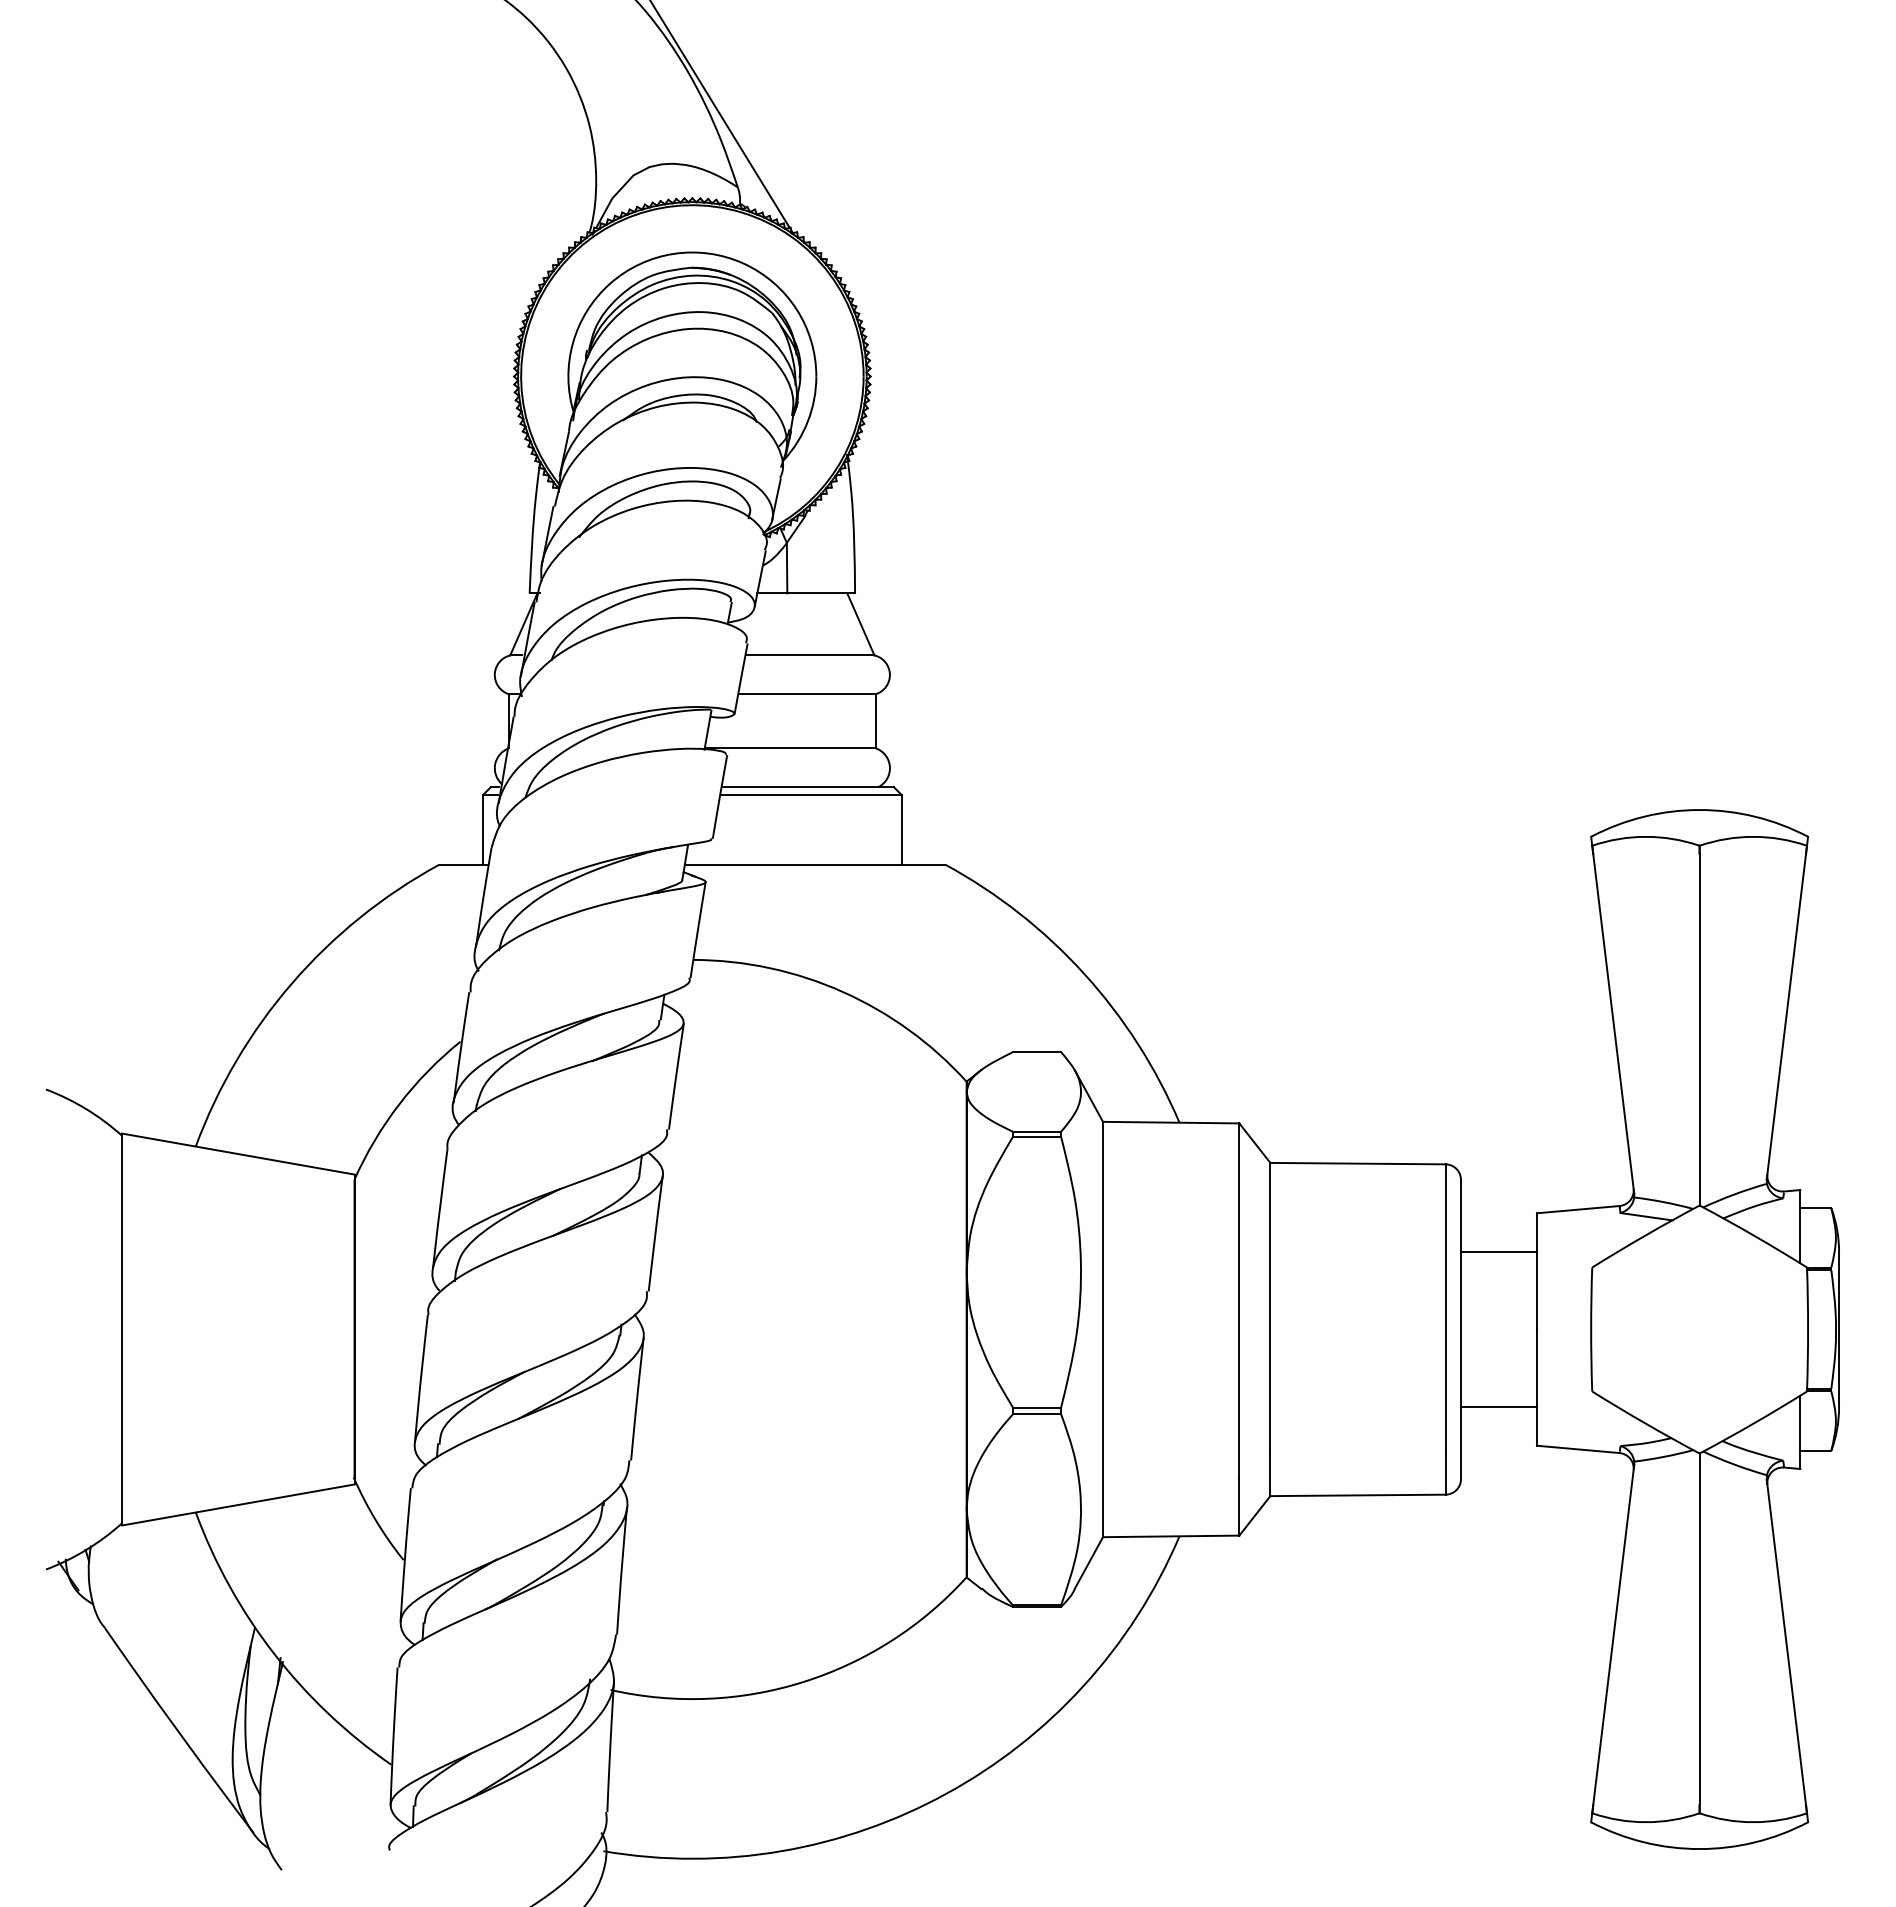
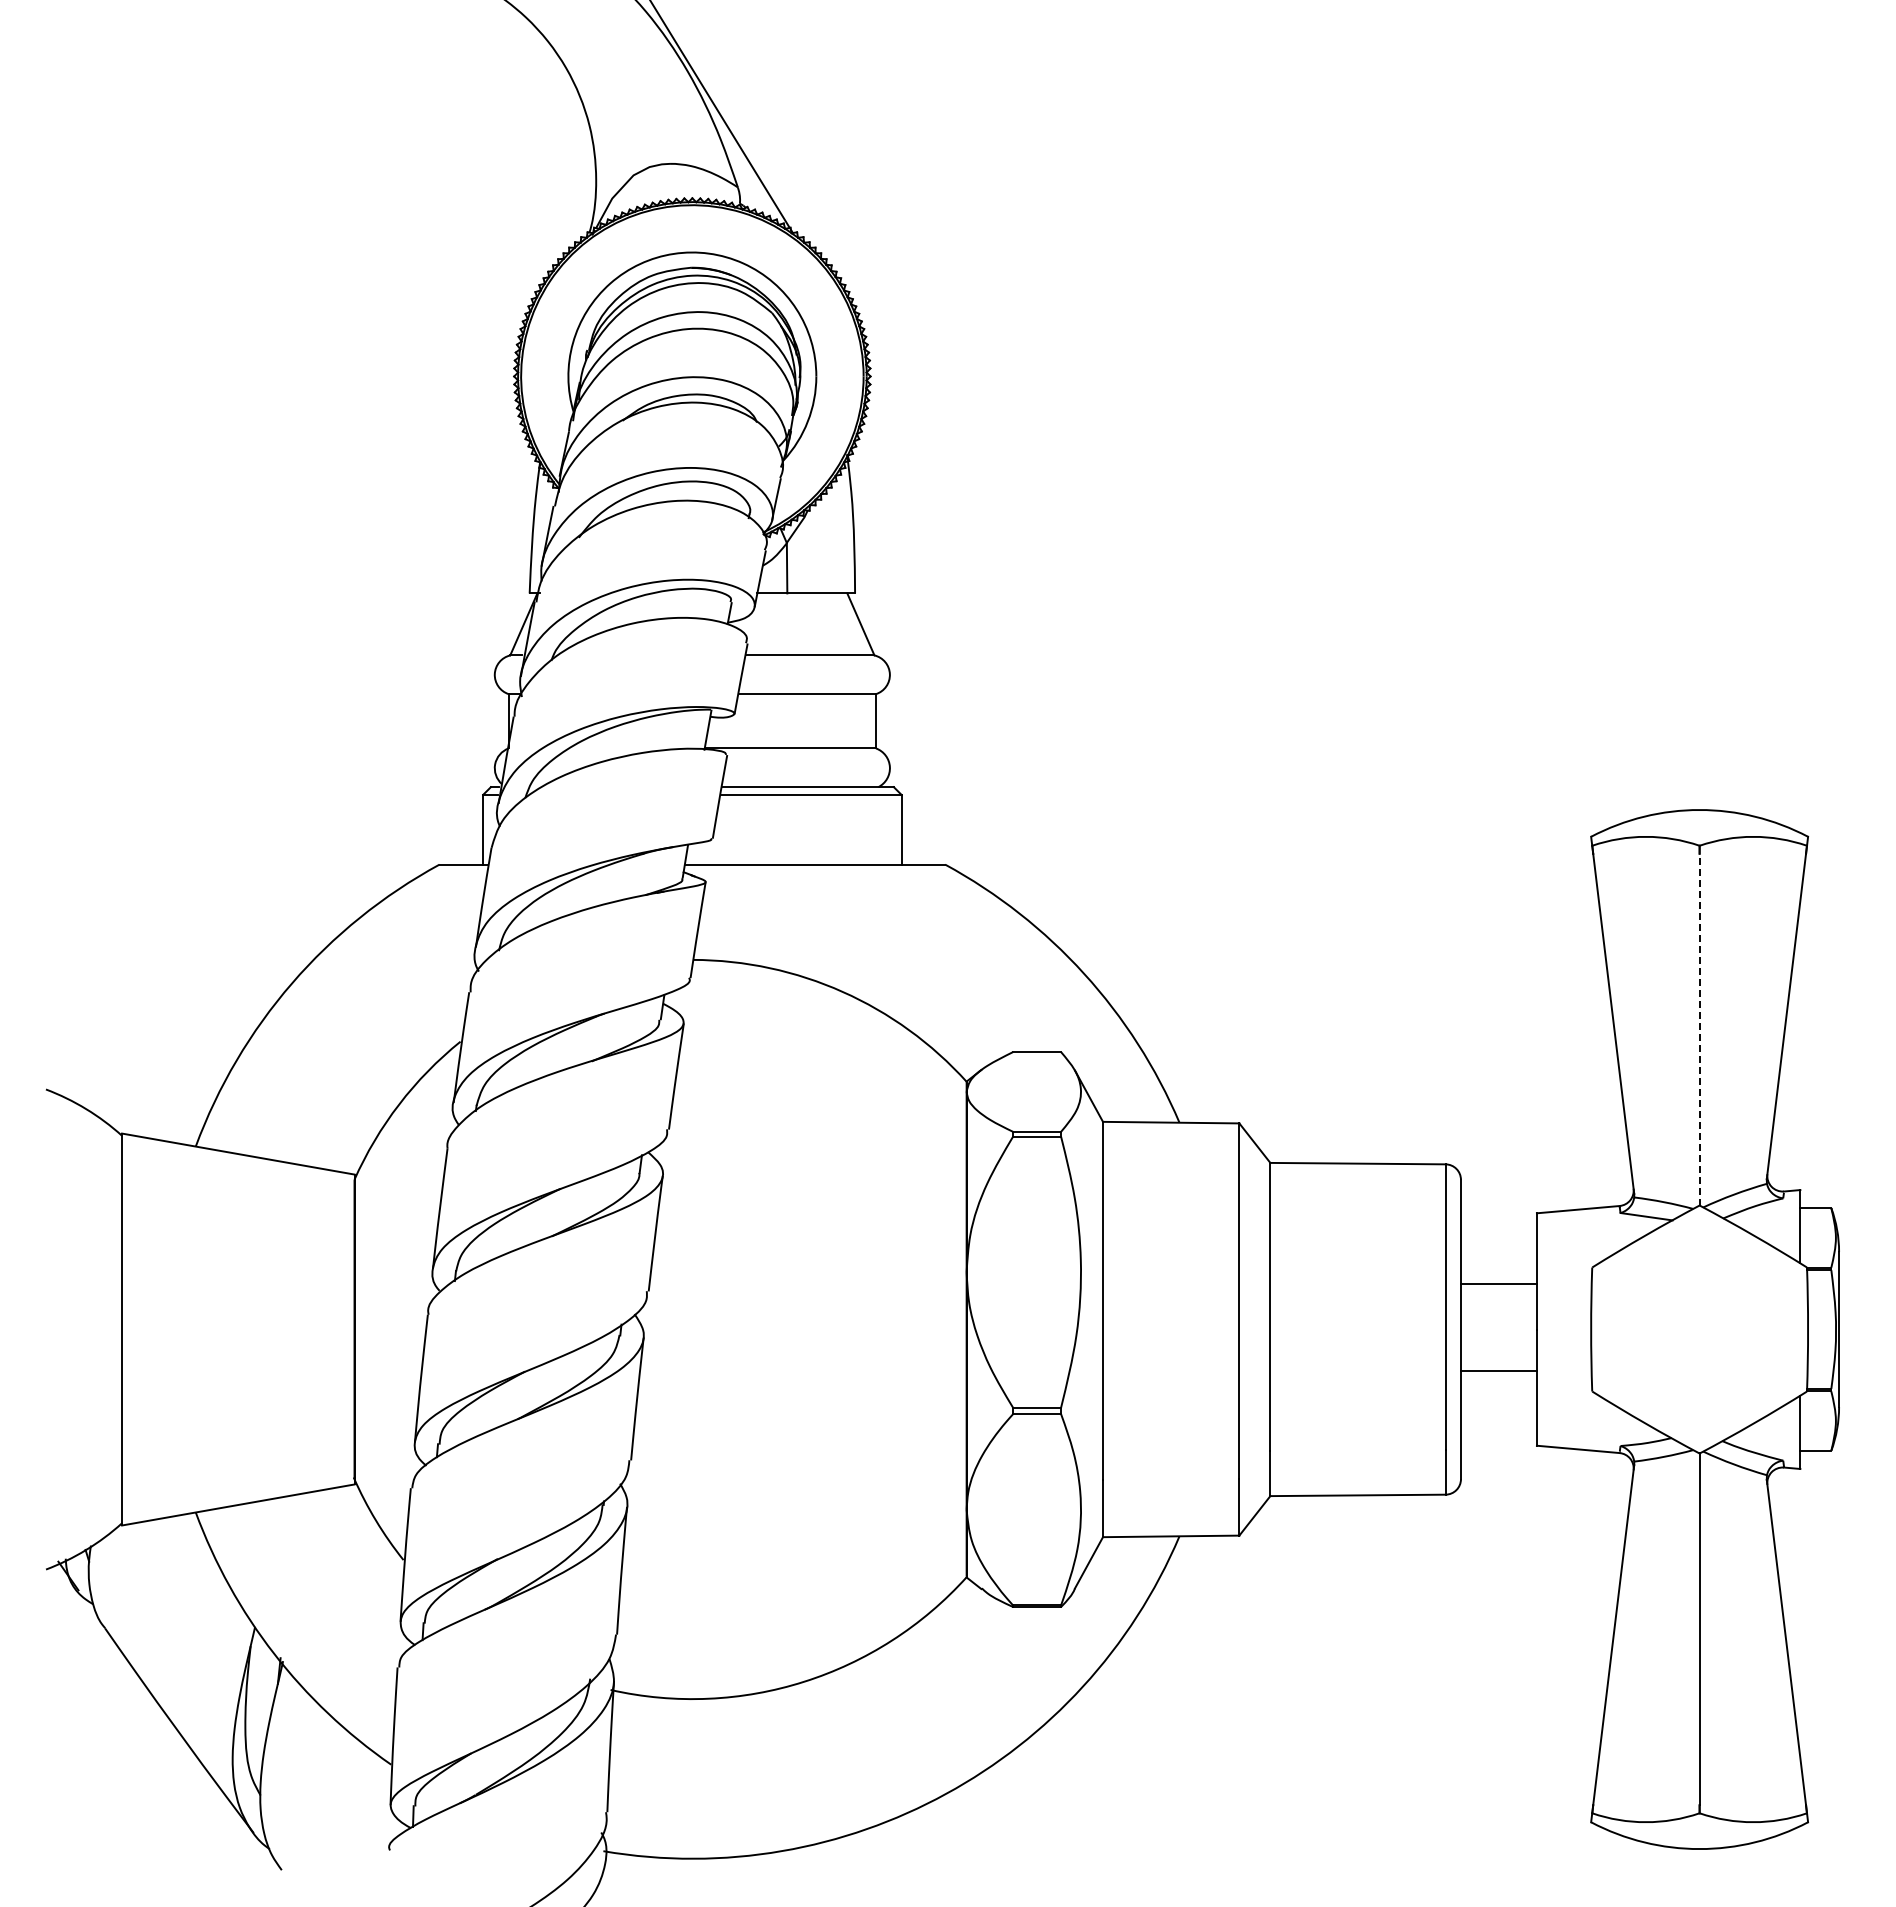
line: solid -> dashed (1699, 1029)
line position: (1498, 1252) -> (1498, 1284) (1498, 1284)
line position: (1498, 1407) -> (1498, 1371) (1498, 1371)
